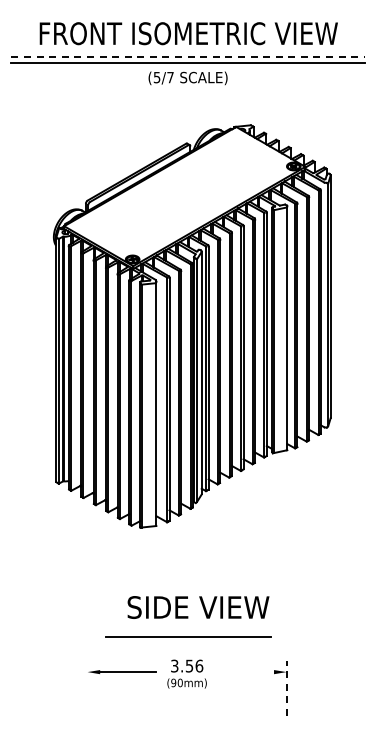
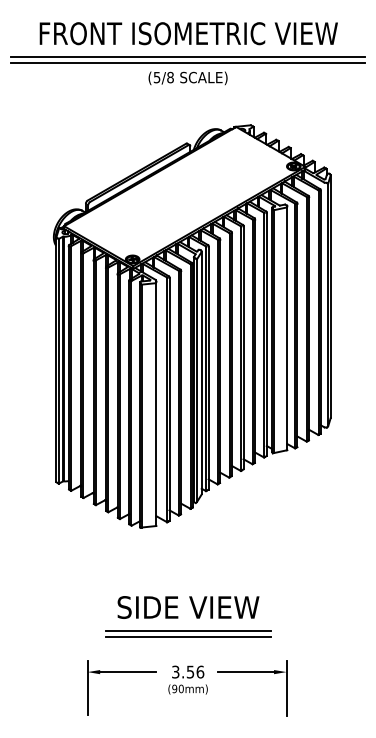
line: dashed -> solid (188, 56)
text: (5/7 -> (5/8 (170, 77)
text position: (198, 607) -> (188, 607) (188, 607)
line: none -> present (188, 630)
line: none -> present (246, 672)
text position: (186, 673) -> (187, 679) (187, 679)
line: none -> present (87, 687)
line: dashed -> solid (286, 687)
